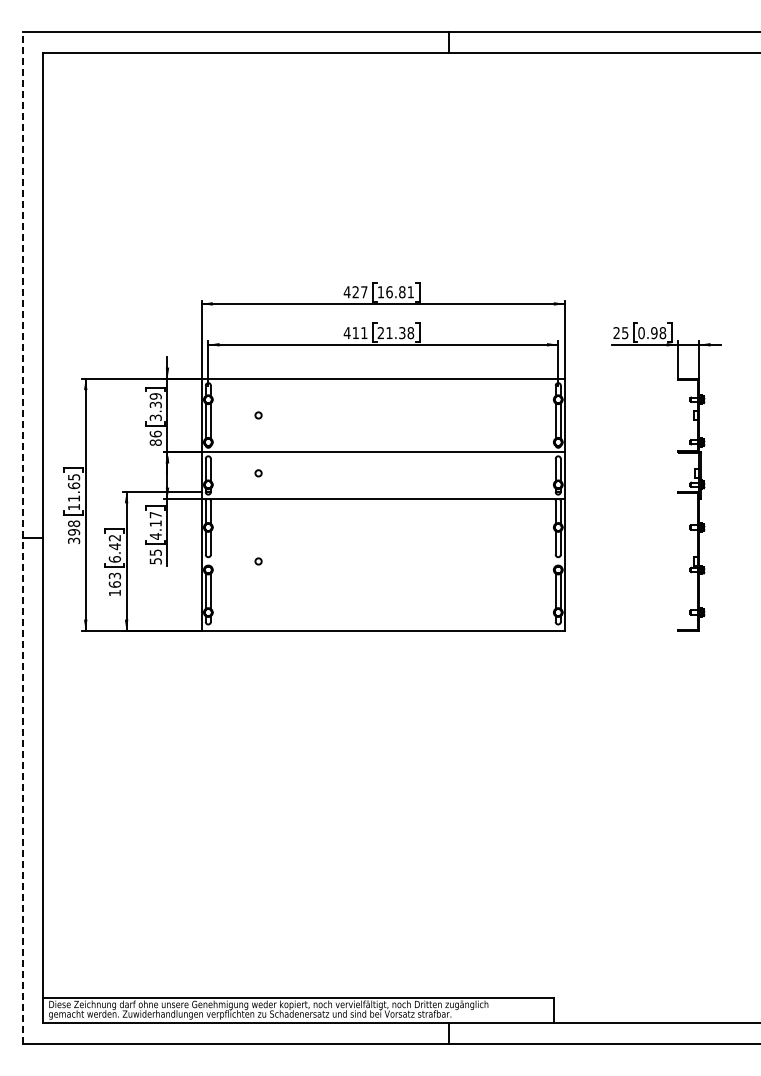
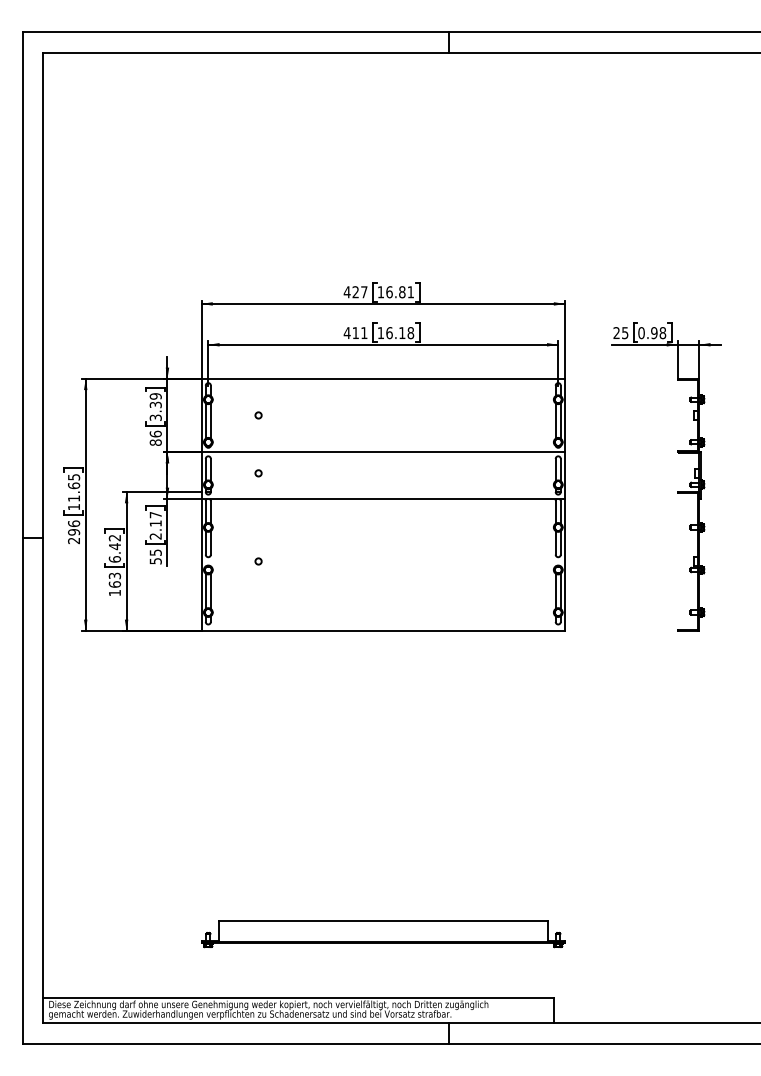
text: 21.38 -> 16.18 (391, 333)
text: 398 -> 296 (74, 532)
text: 4.17 -> 2.17 (155, 535)
line: dashed -> solid (22, 538)
part: none -> present (383, 934)
